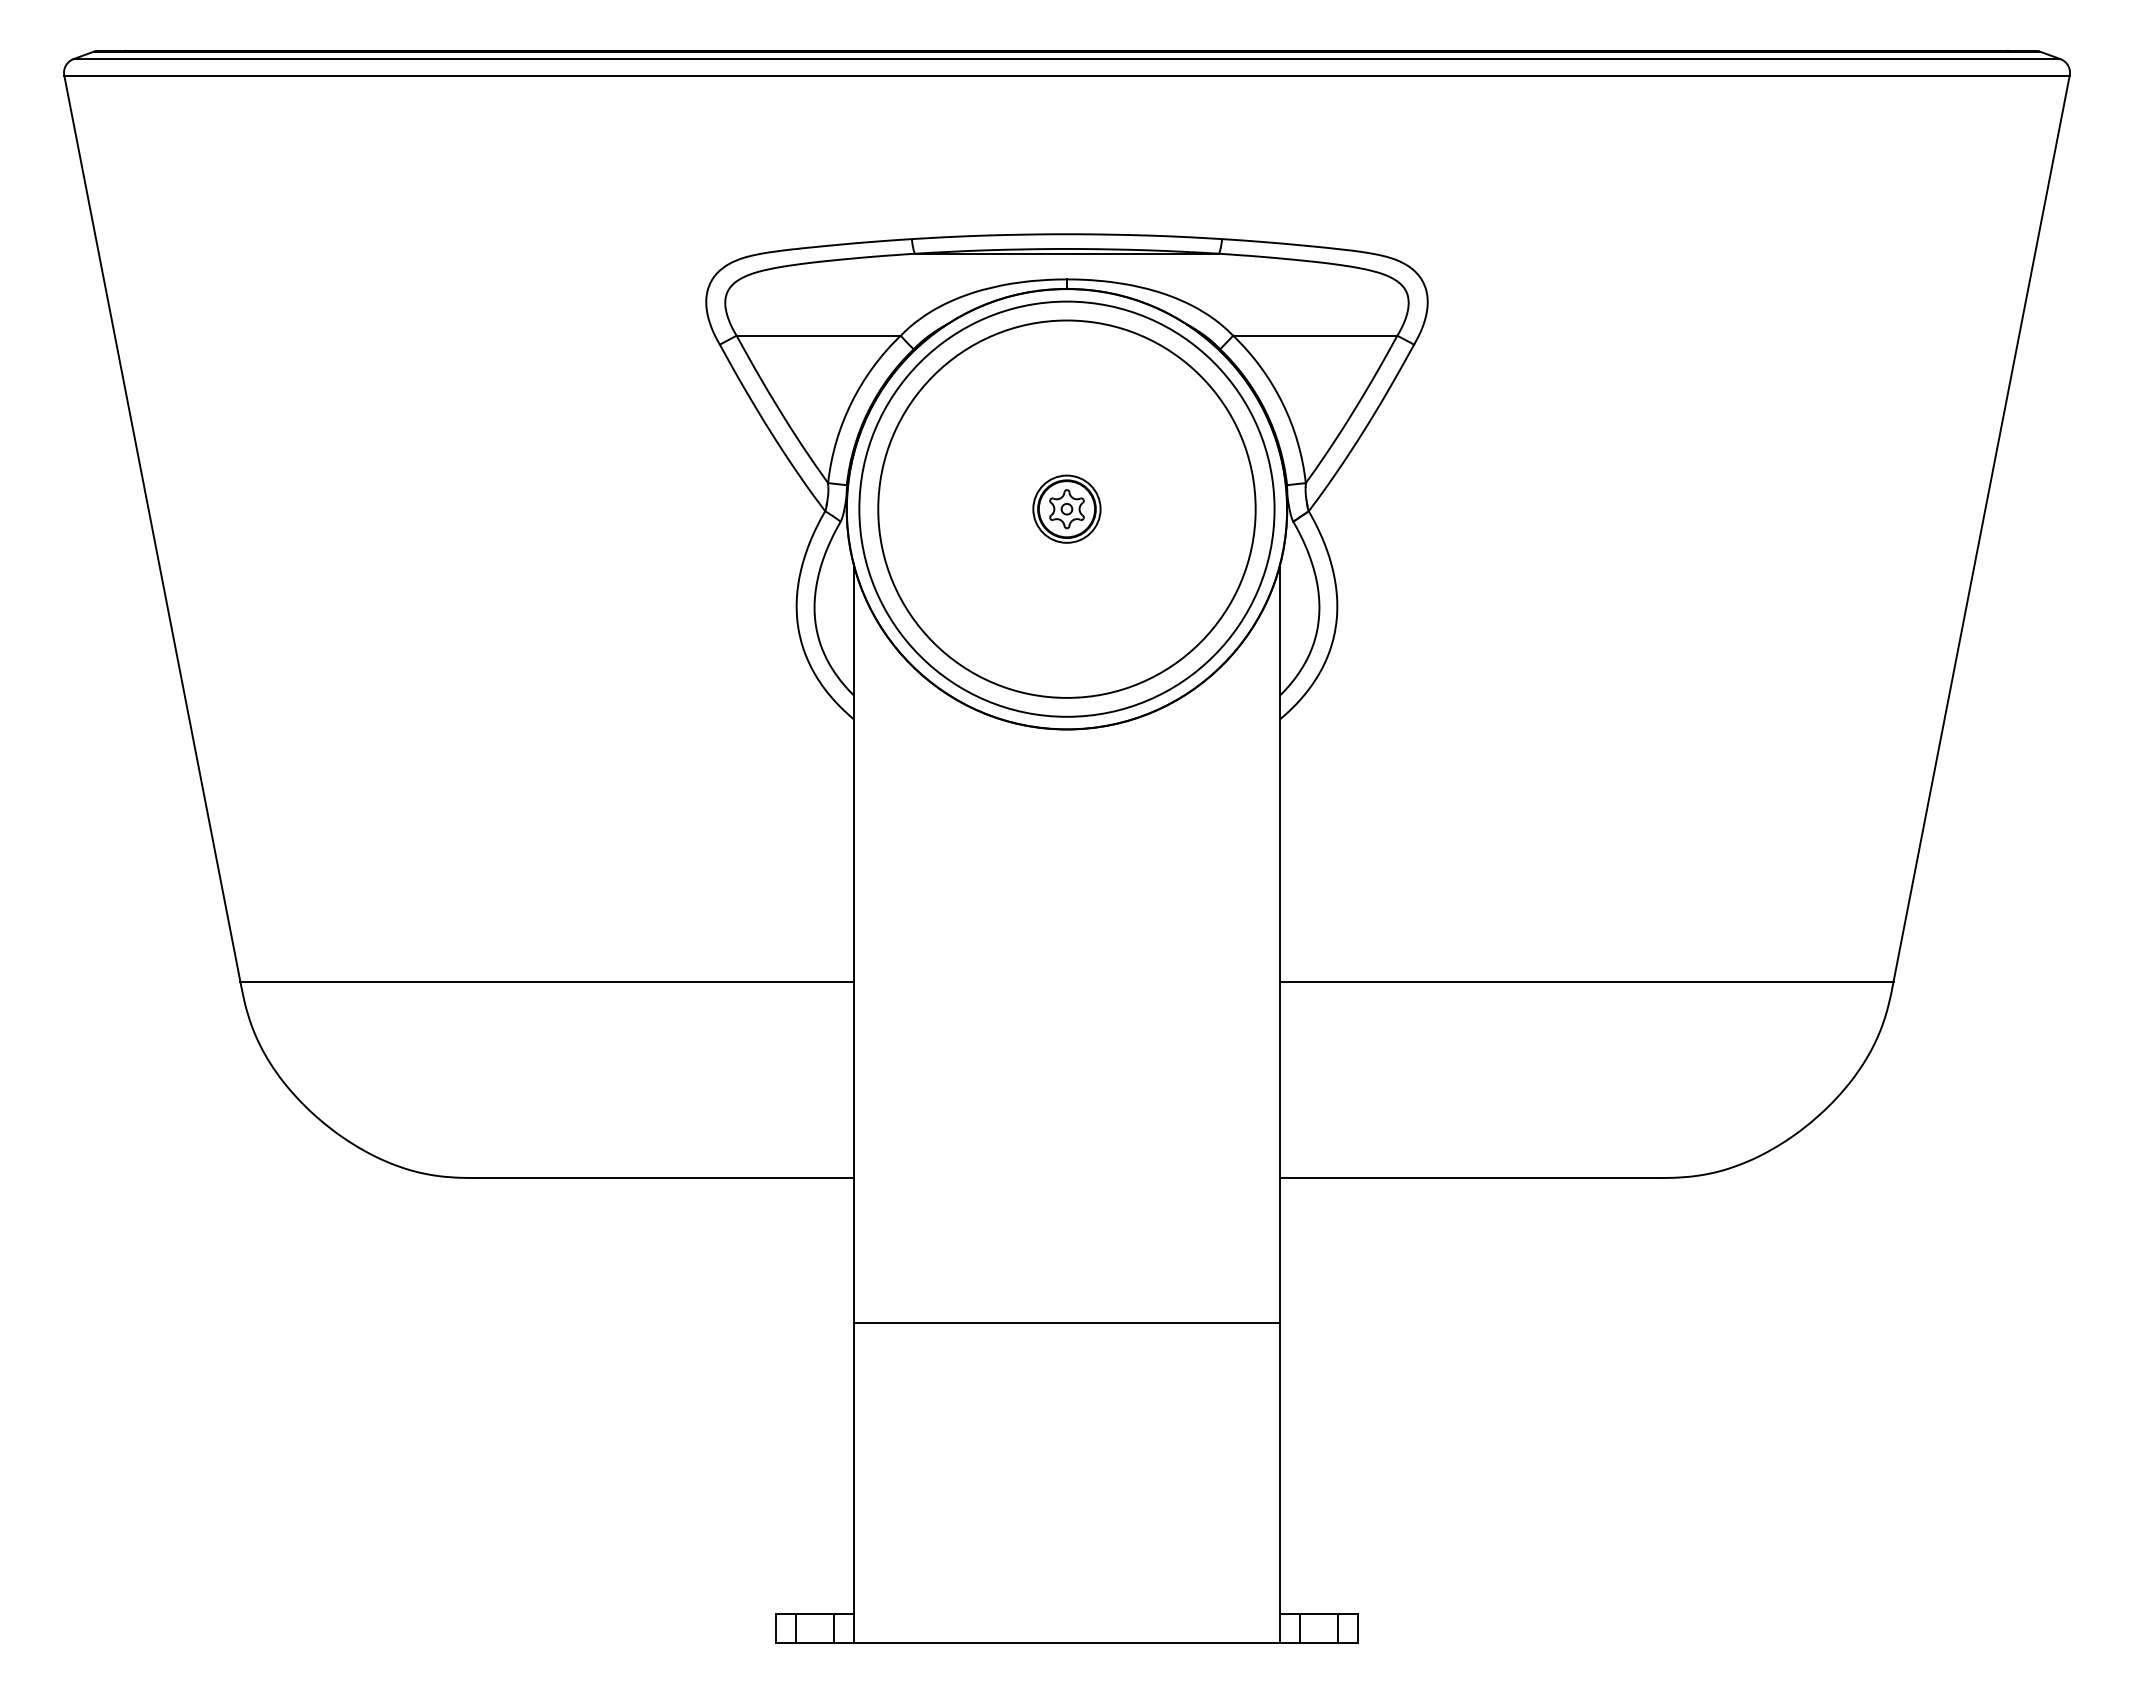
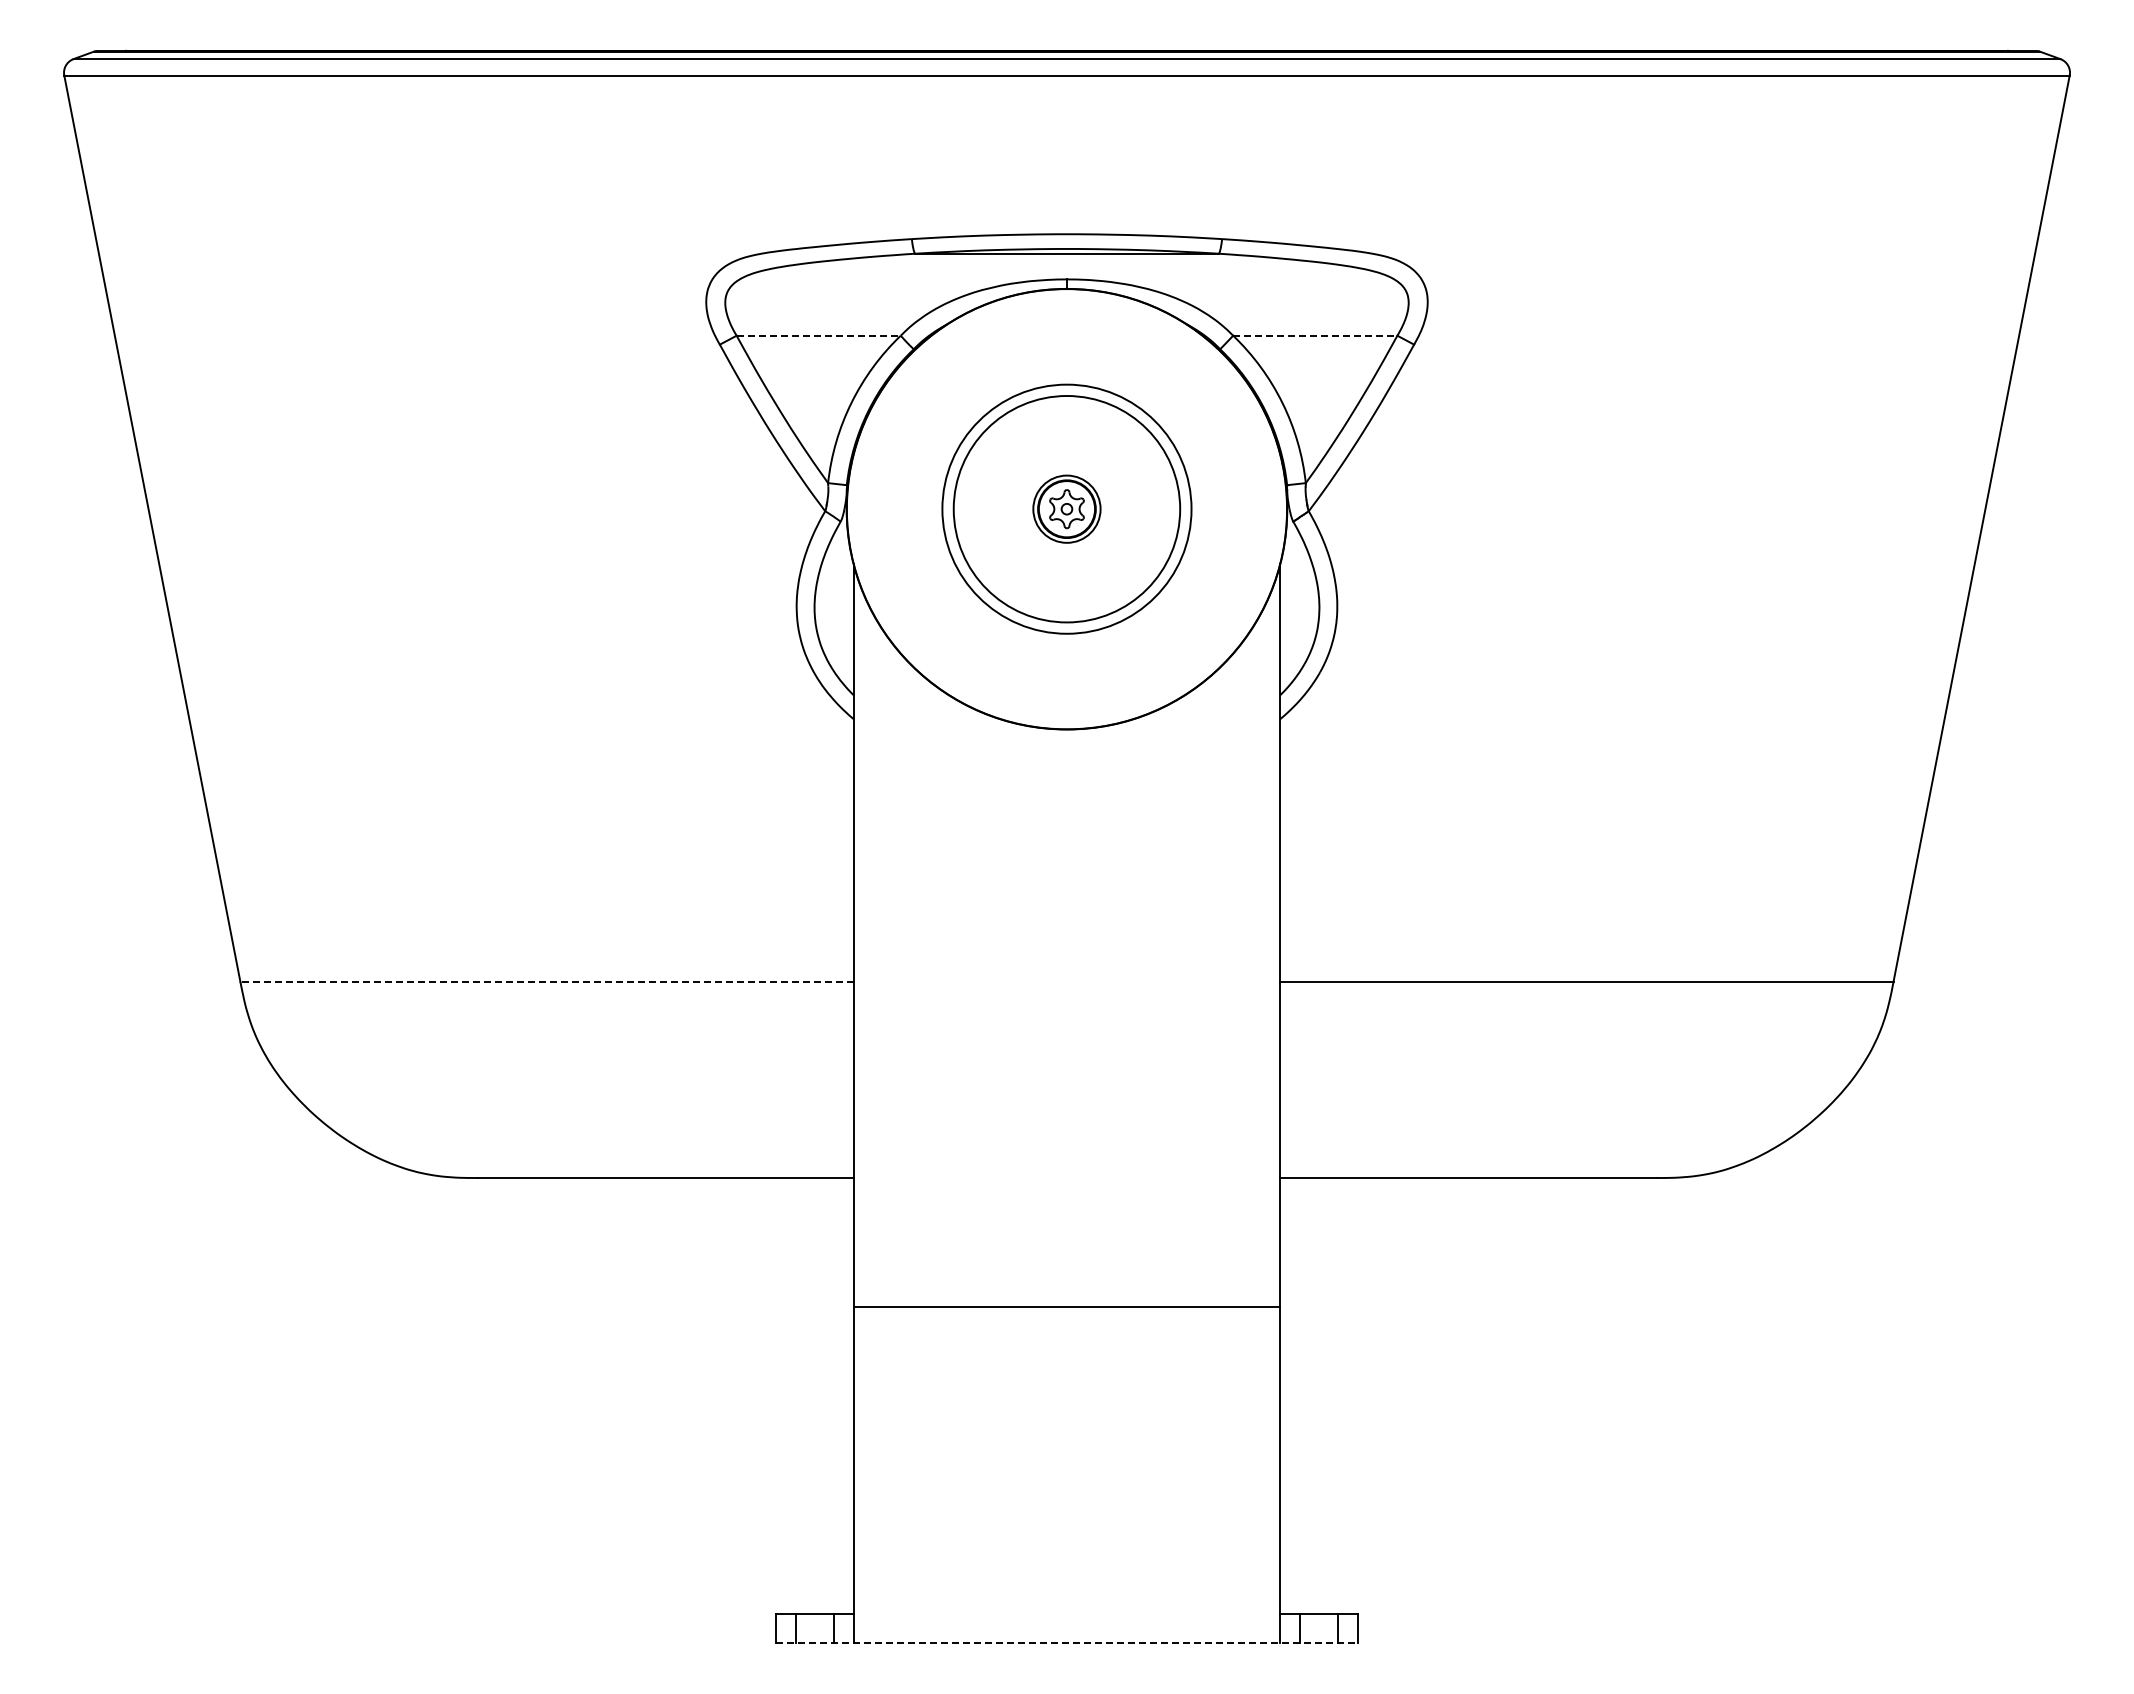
line: solid -> dashed (819, 335)
line: solid -> dashed (1315, 335)
circle diameter: 377 px -> 226 px (1066, 509)
circle diameter: 415 px -> 249 px (1066, 508)
line: solid -> dashed (547, 981)
line position: (1066, 1323) -> (1066, 1307) (1066, 1307)
line: solid -> dashed (1066, 1643)
